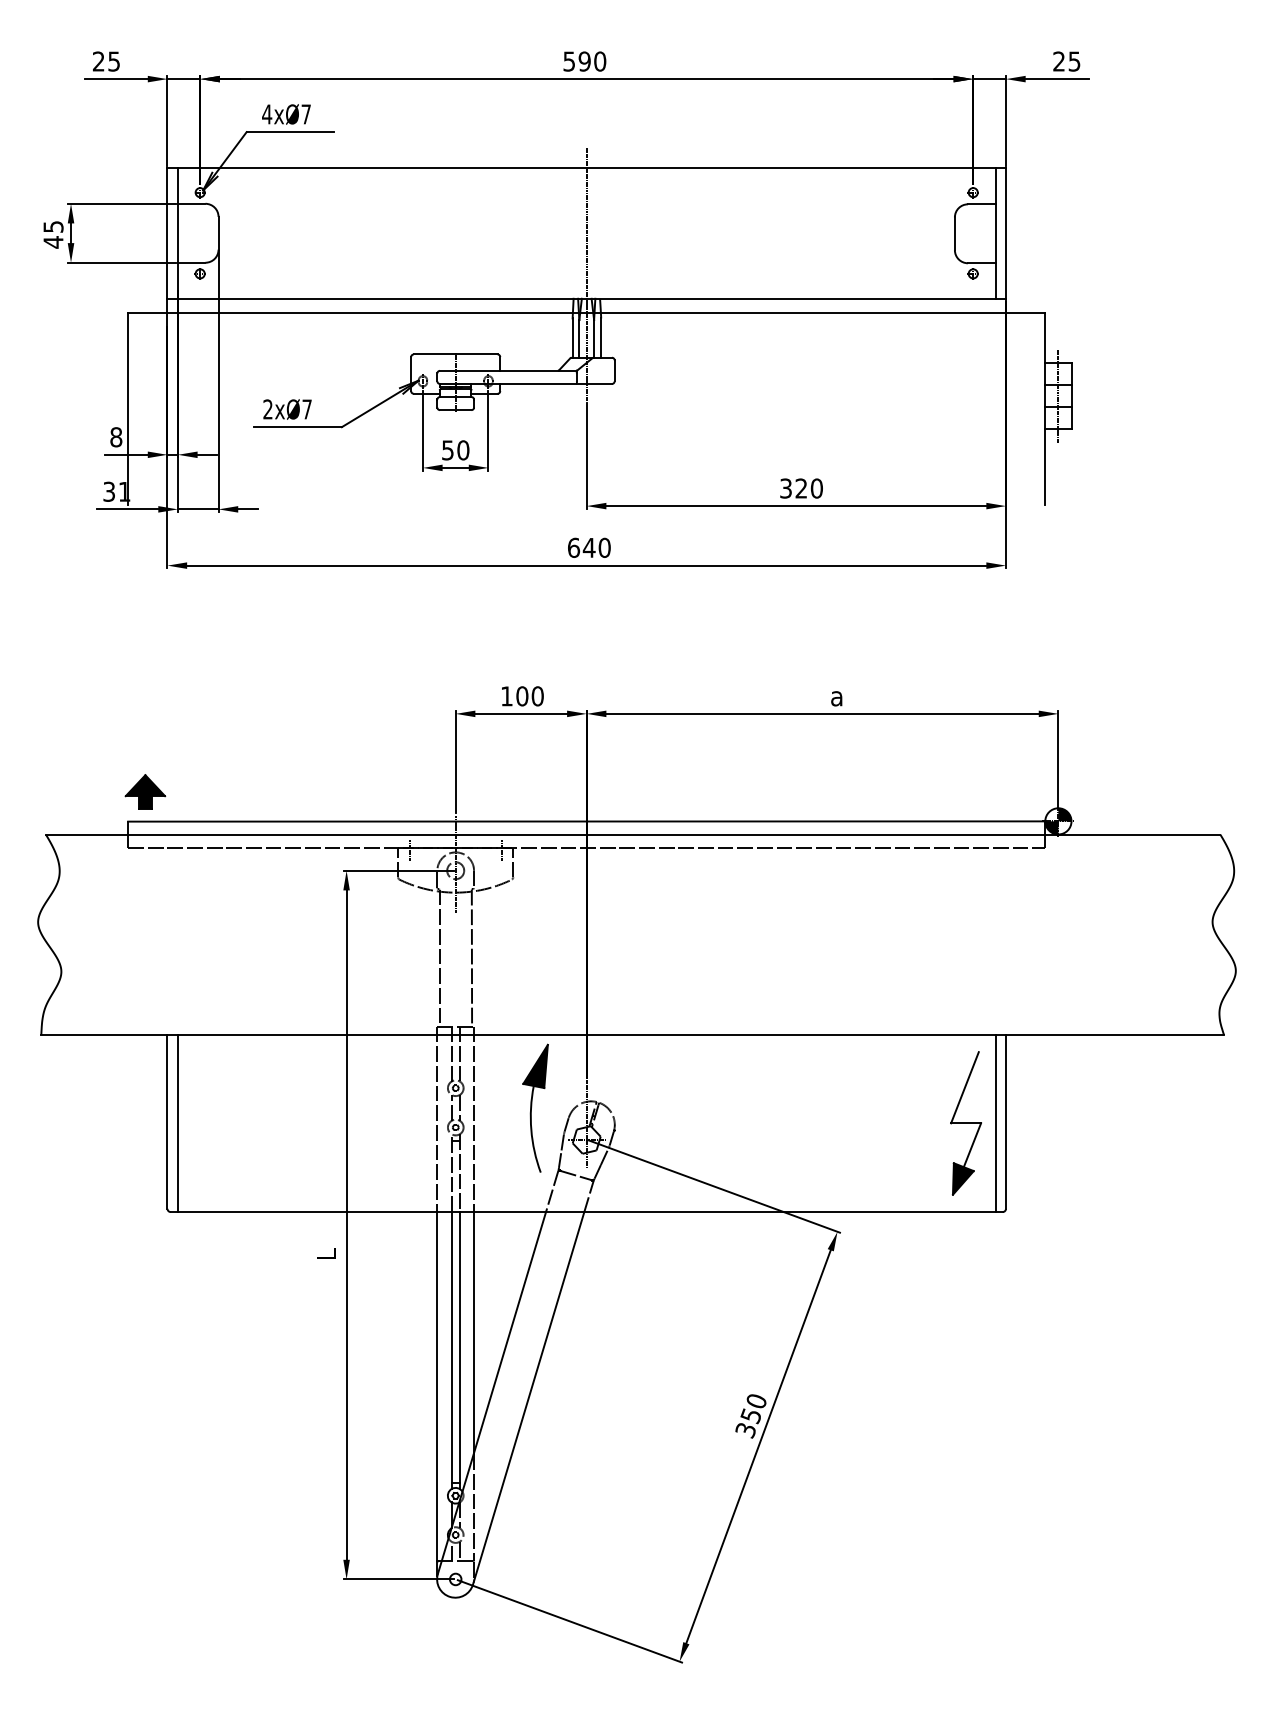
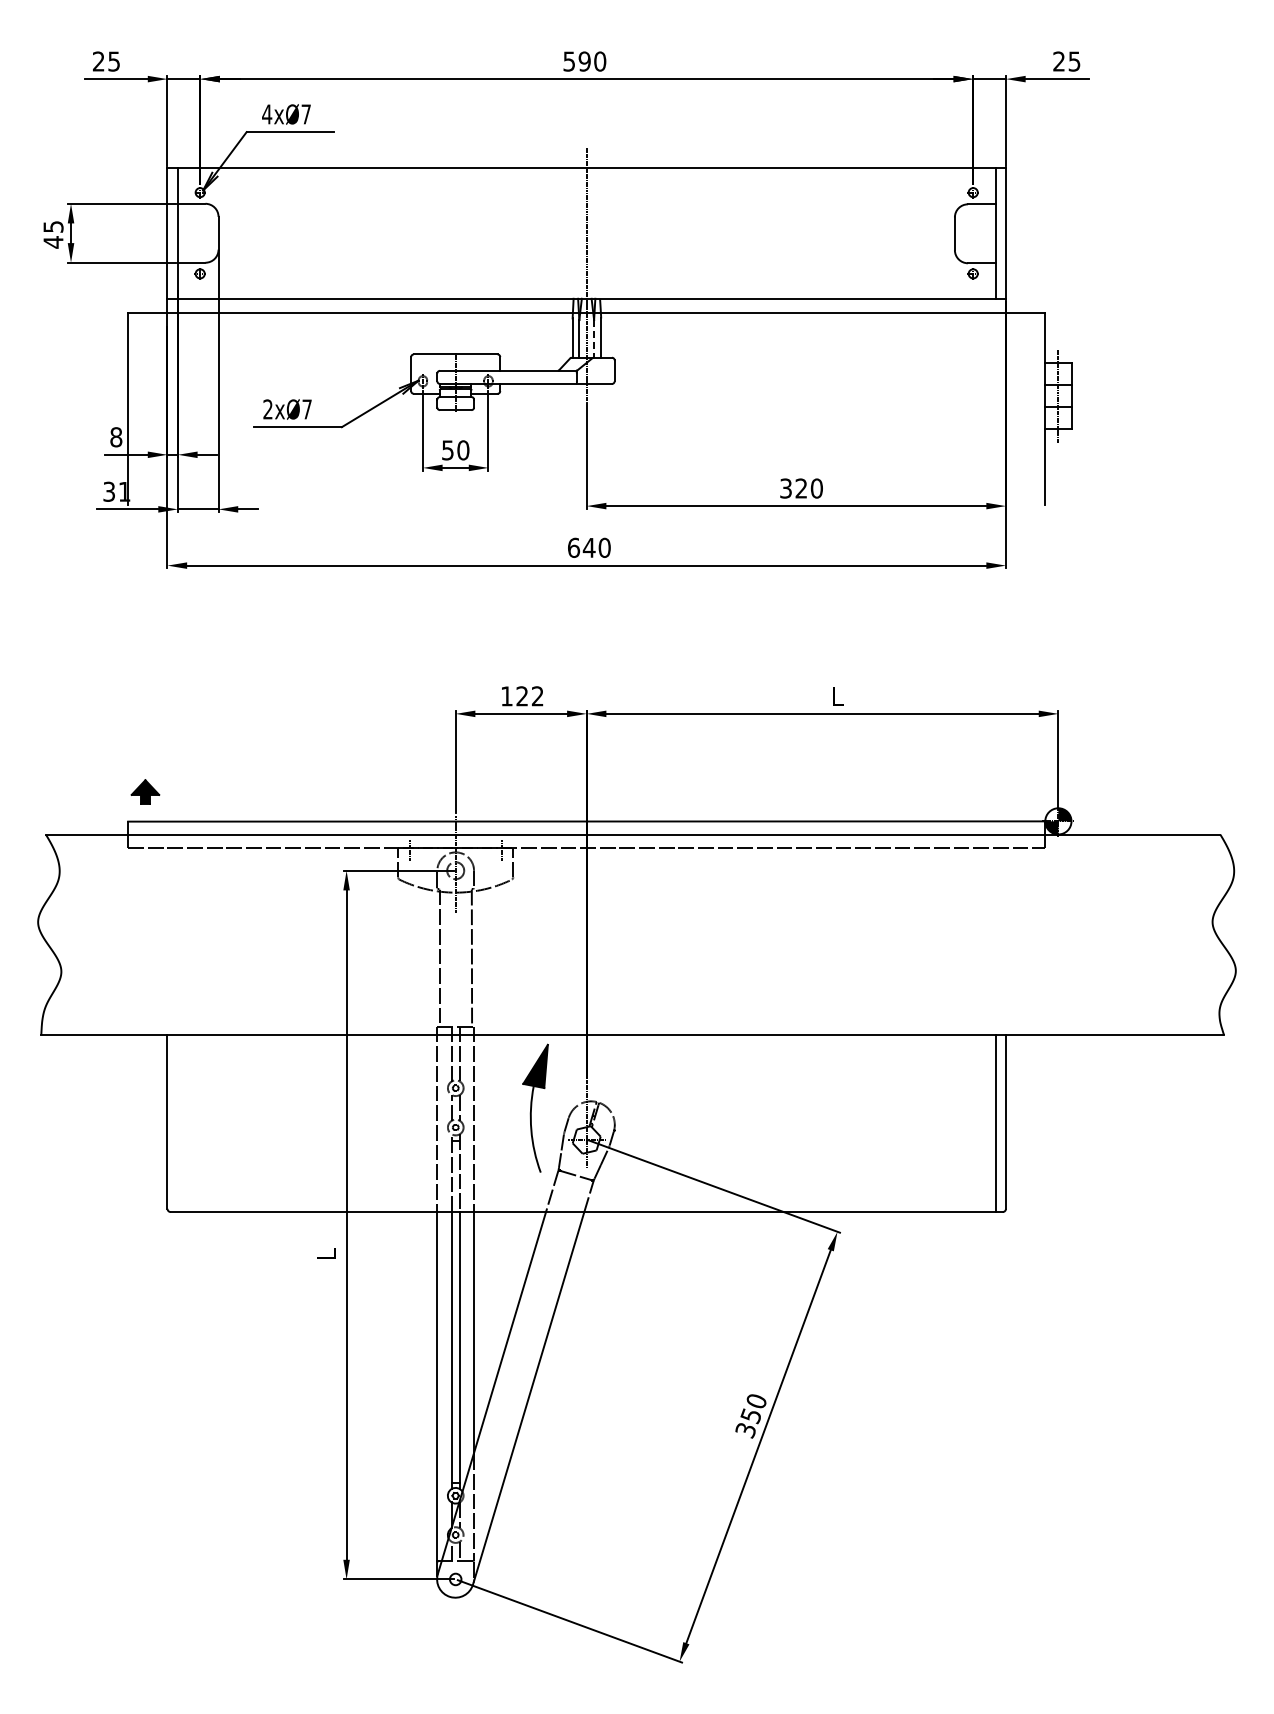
line: solid -> dashed (594, 338)
text: 100 -> 122 (529, 696)
text: a -> L (837, 696)
part size: 43x36 px -> 31x26 px (145, 791)
line: present -> none (177, 1123)
part: present -> none (965, 1123)
